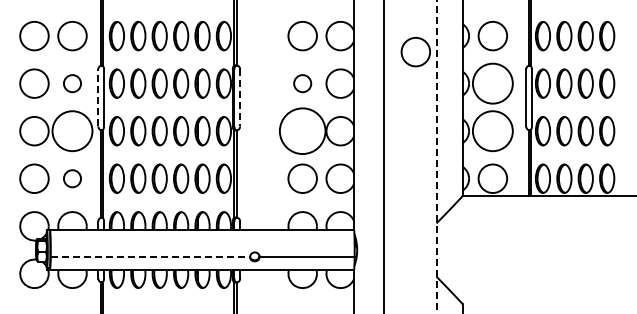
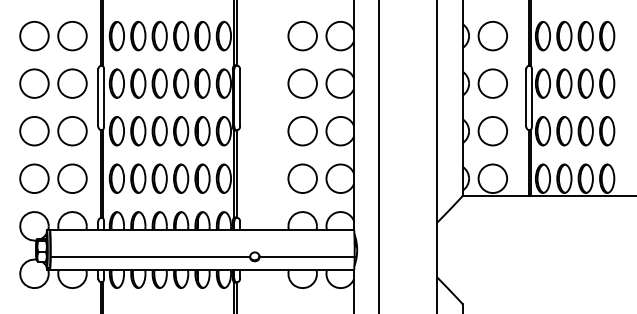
circle: present -> none (415, 52)
circle diameter: 17 px -> 29 px (72, 83)
circle diameter: 17 px -> 29 px (302, 83)
circle diameter: 40 px -> 29 px (492, 83)
line: dashed -> solid (98, 97)
line: dashed -> solid (240, 97)
circle diameter: 40 px -> 29 px (72, 130)
circle diameter: 46 px -> 29 px (302, 130)
circle diameter: 40 px -> 29 px (492, 130)
line position: (384, 156) -> (379, 156) (379, 156)
line: dashed -> solid (436, 157)
circle diameter: 17 px -> 29 px (72, 178)
line: dashed -> solid (150, 257)
